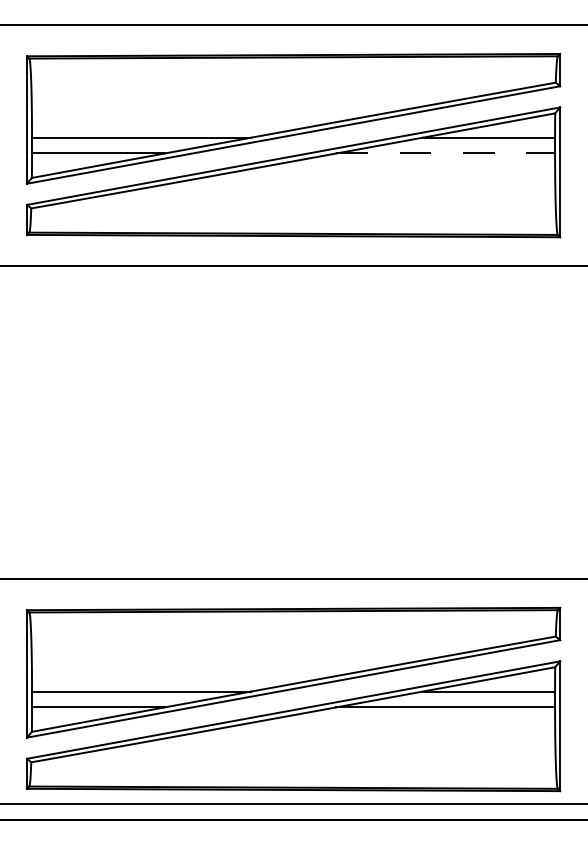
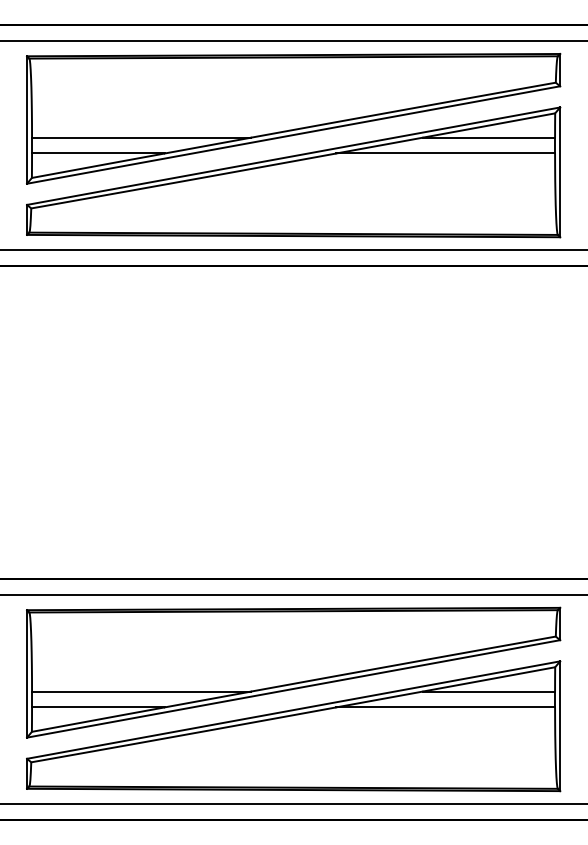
line: none -> present (293, 41)
line: dashed -> solid (446, 153)
line: none -> present (293, 249)
line: none -> present (293, 595)
